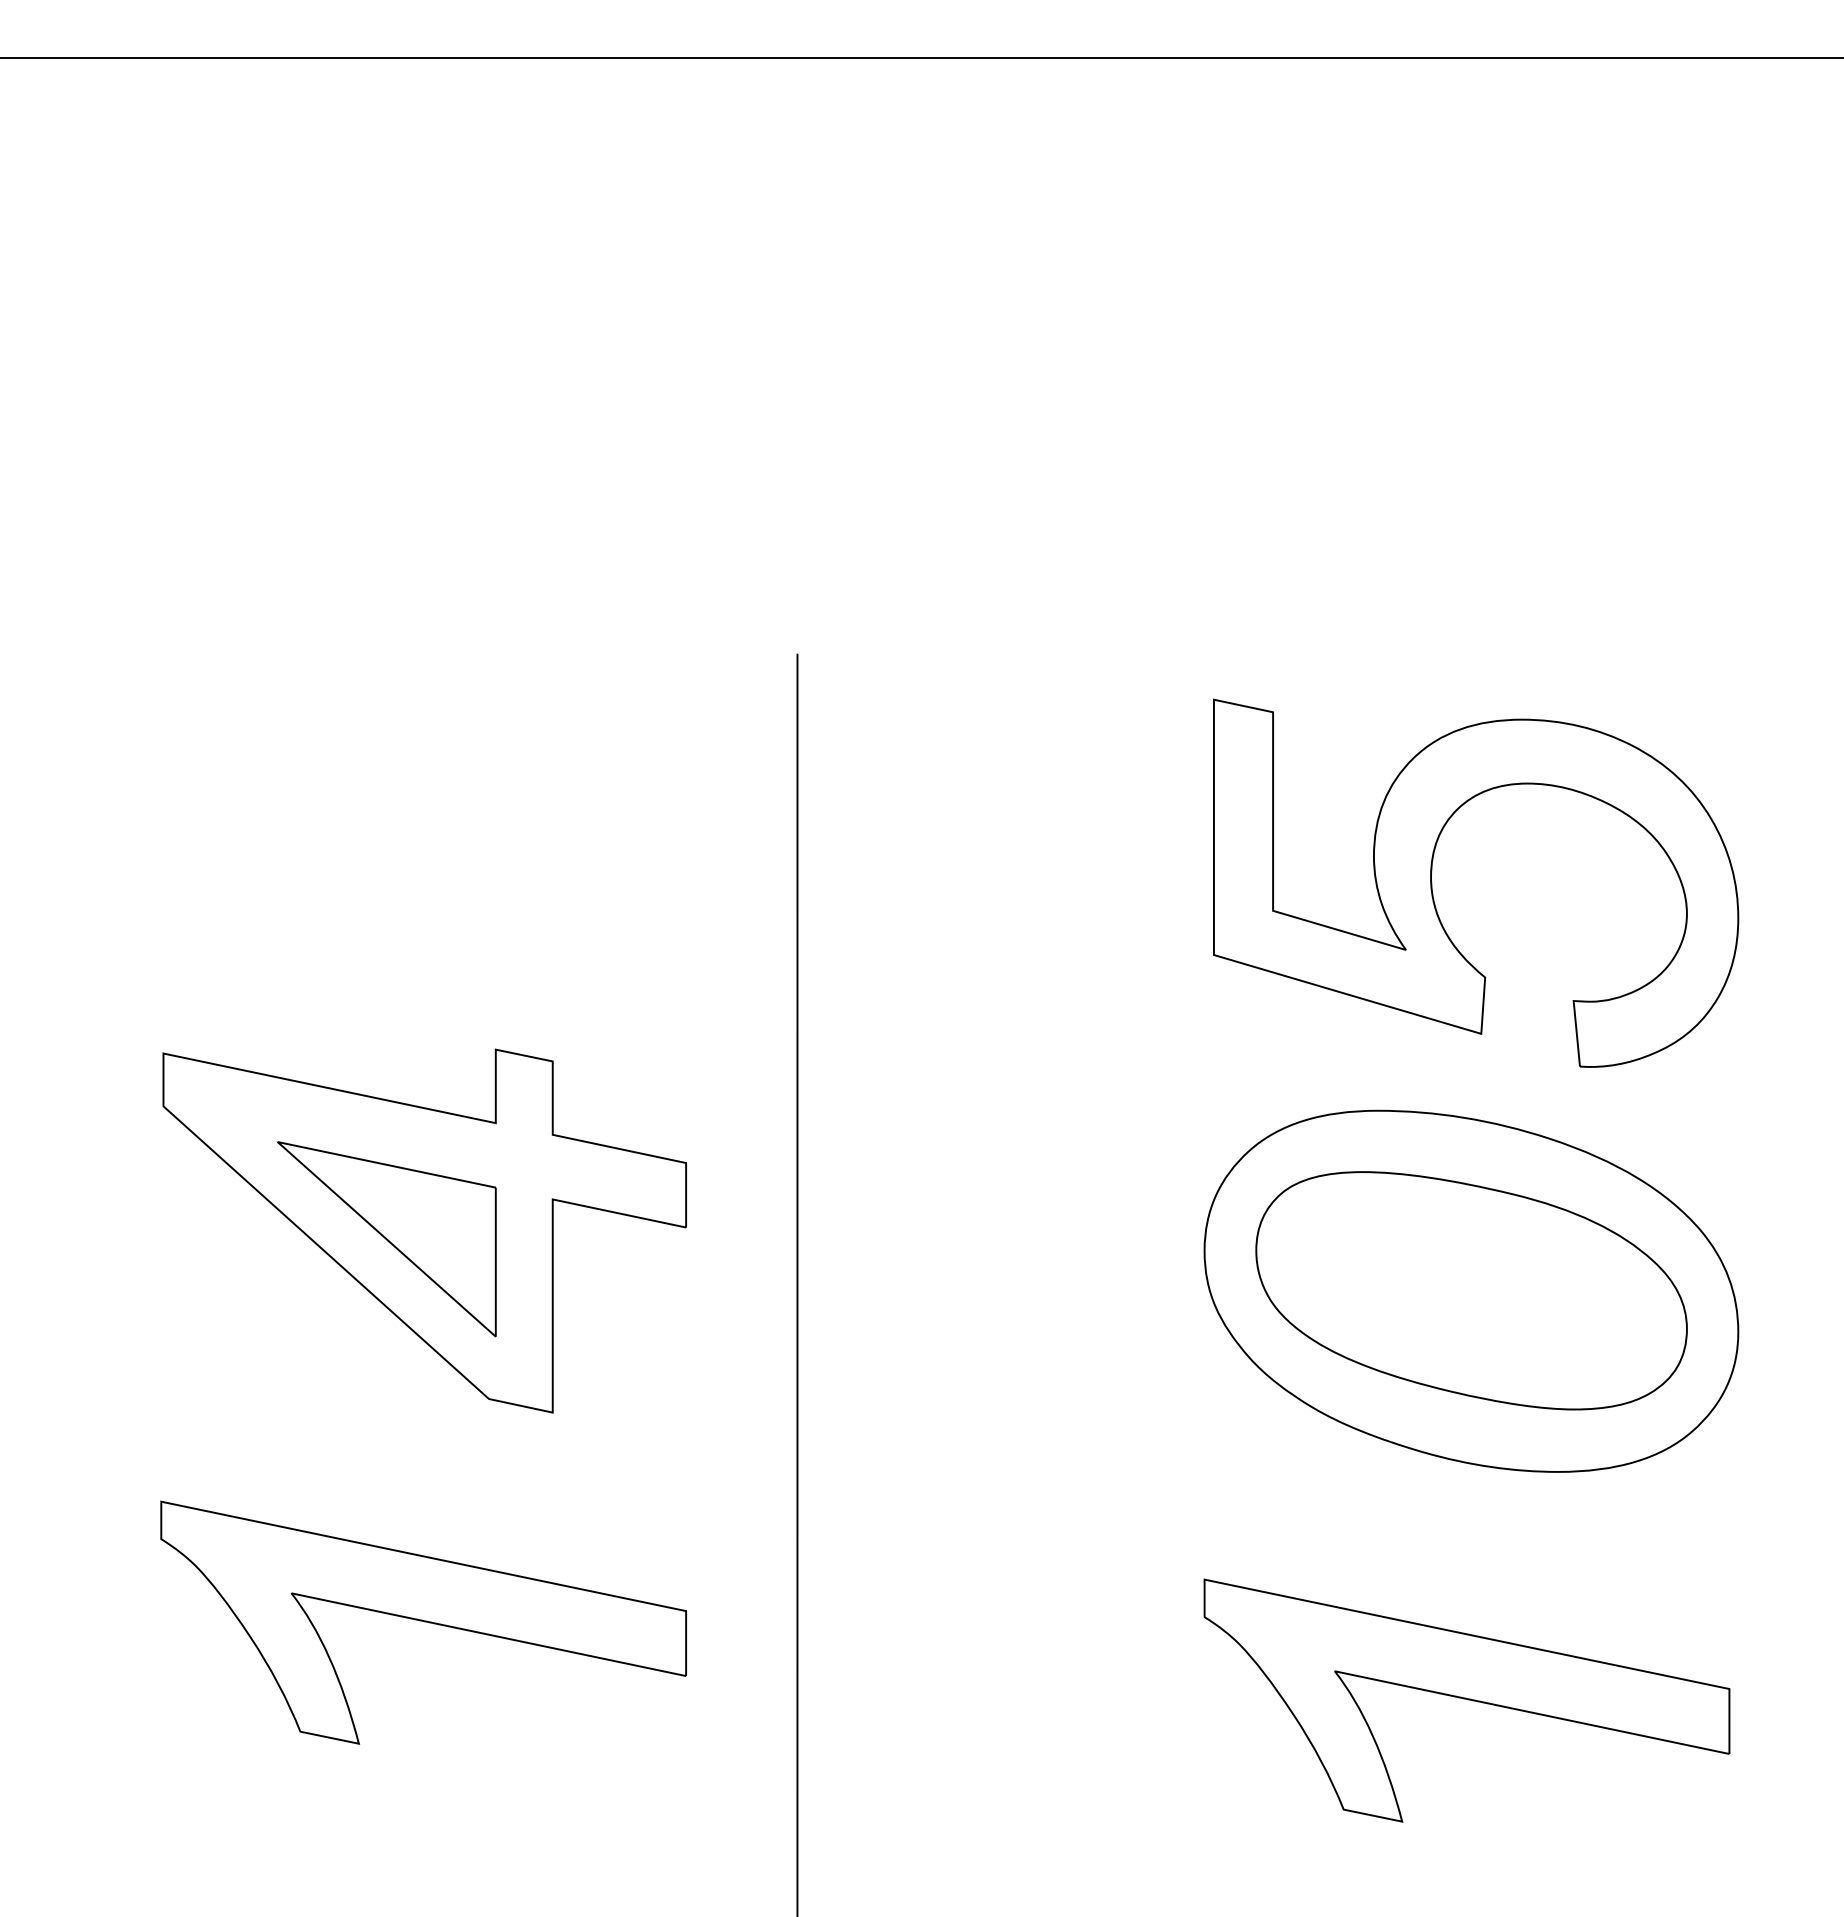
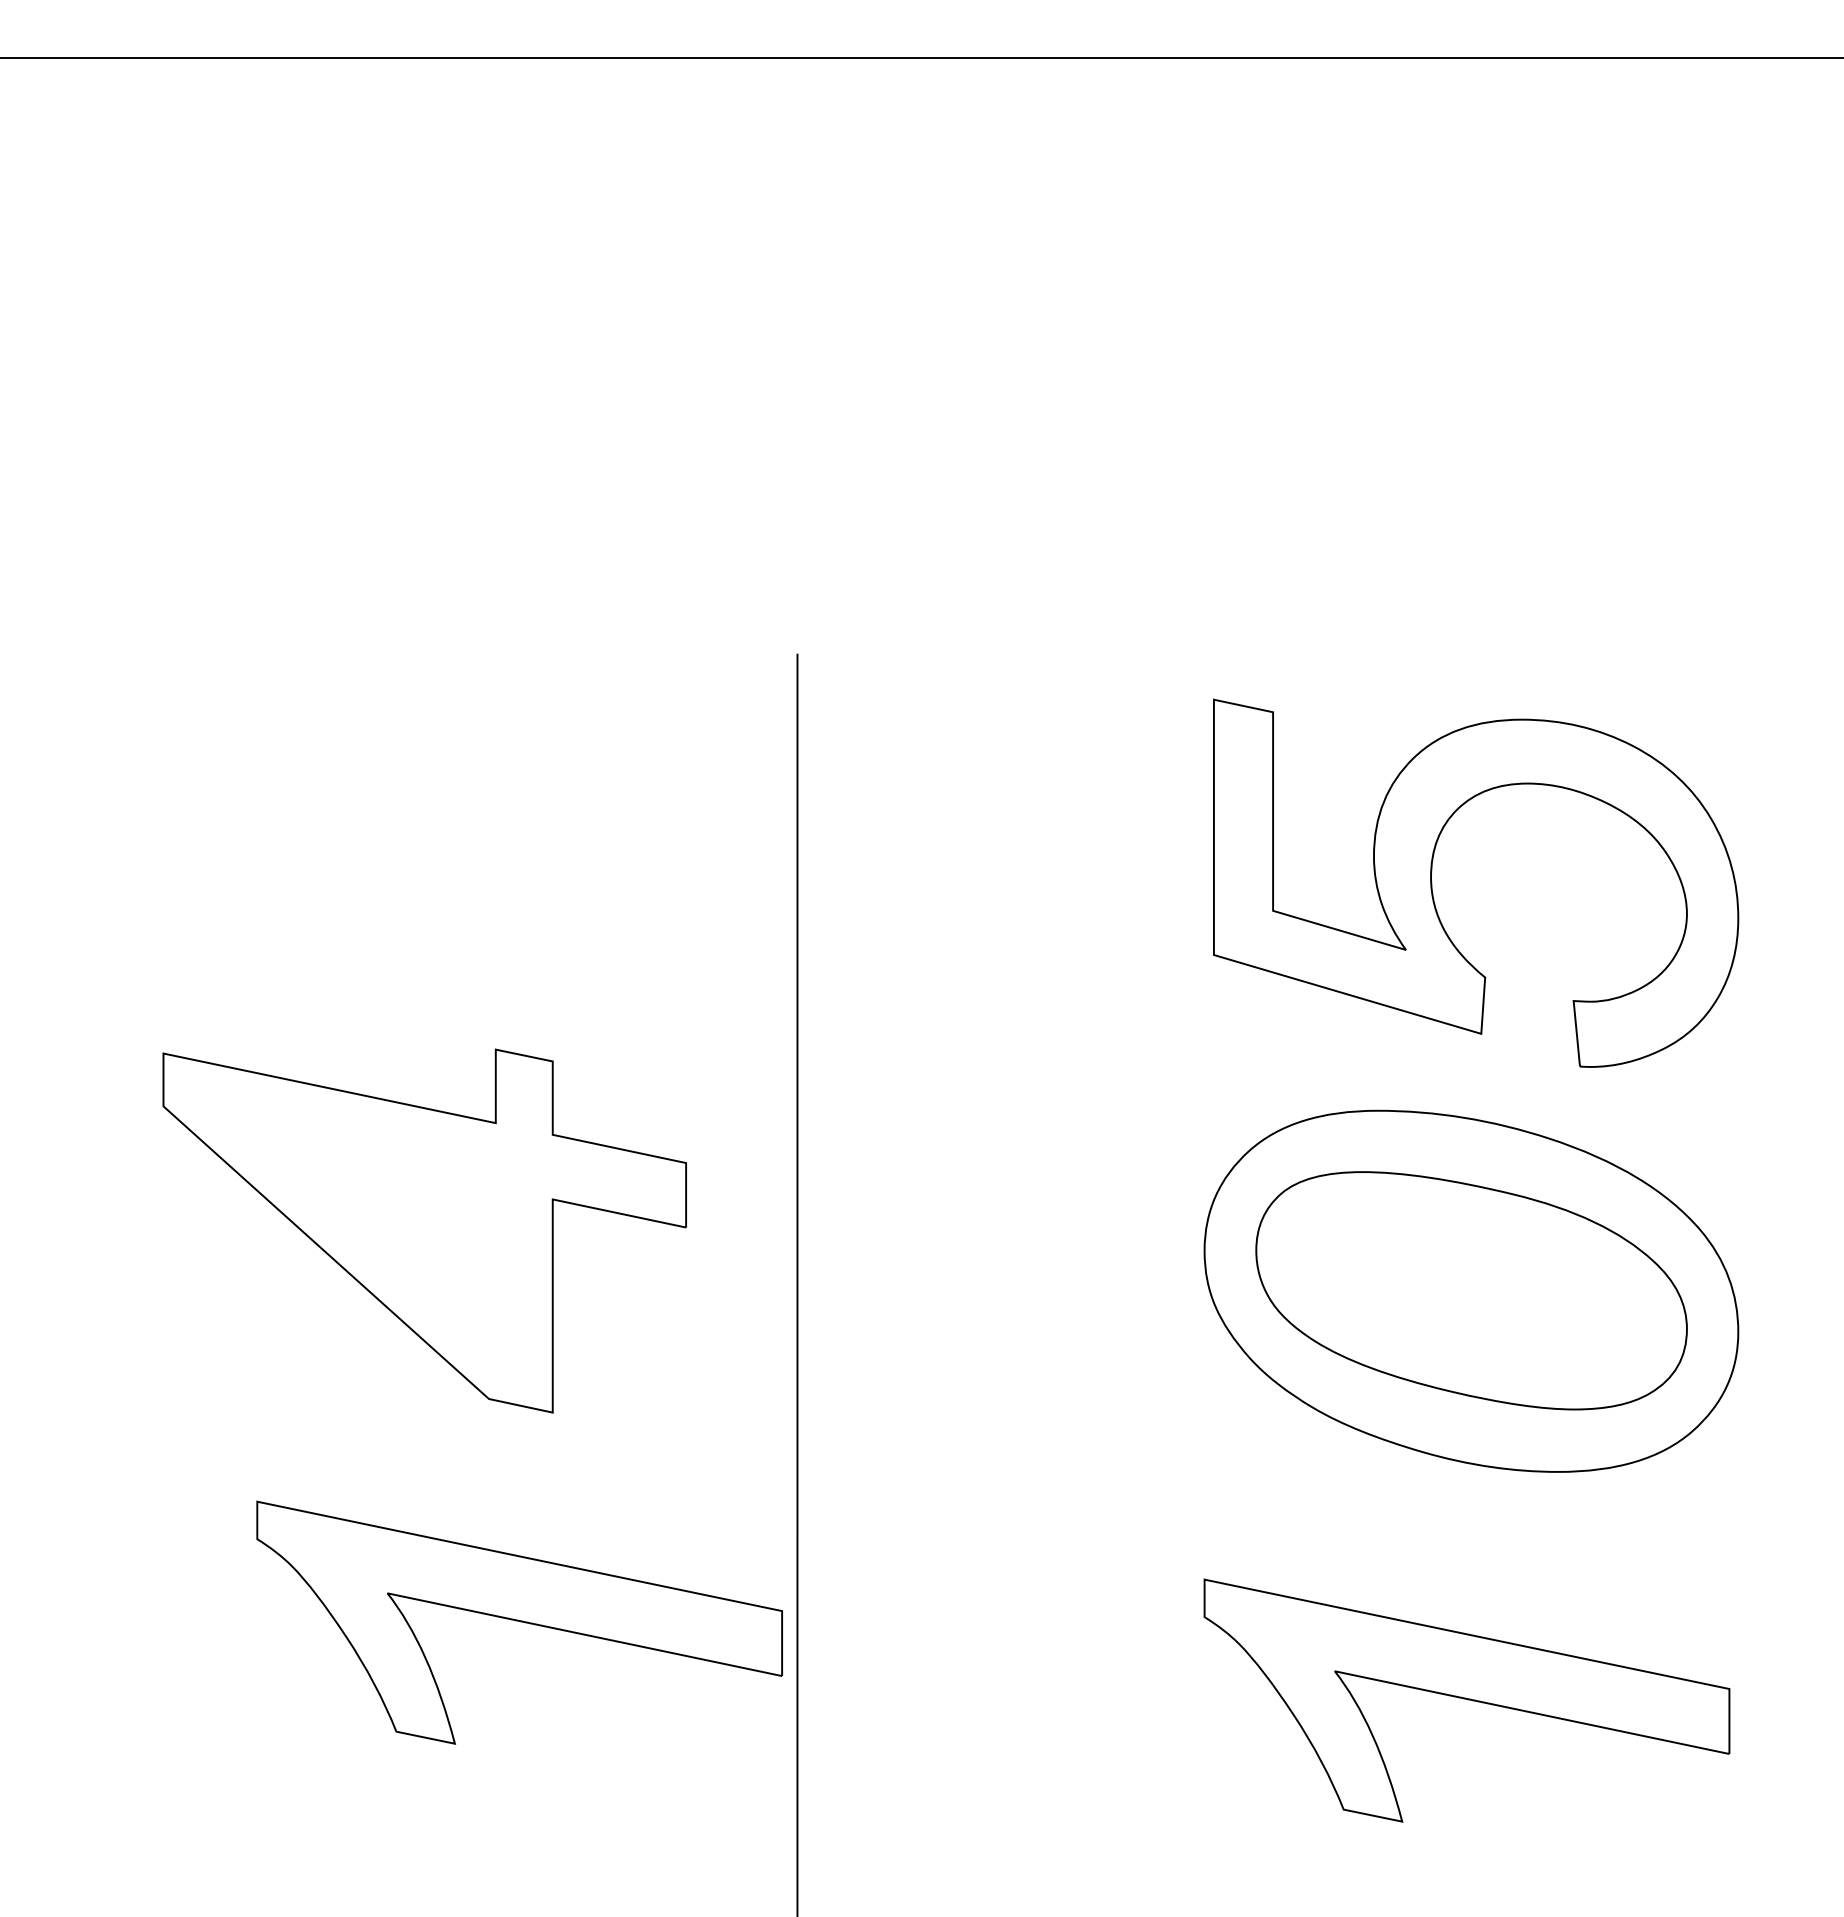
part: present -> none (386, 1239)
part position: (423, 1622) -> (519, 1622) (519, 1622)
